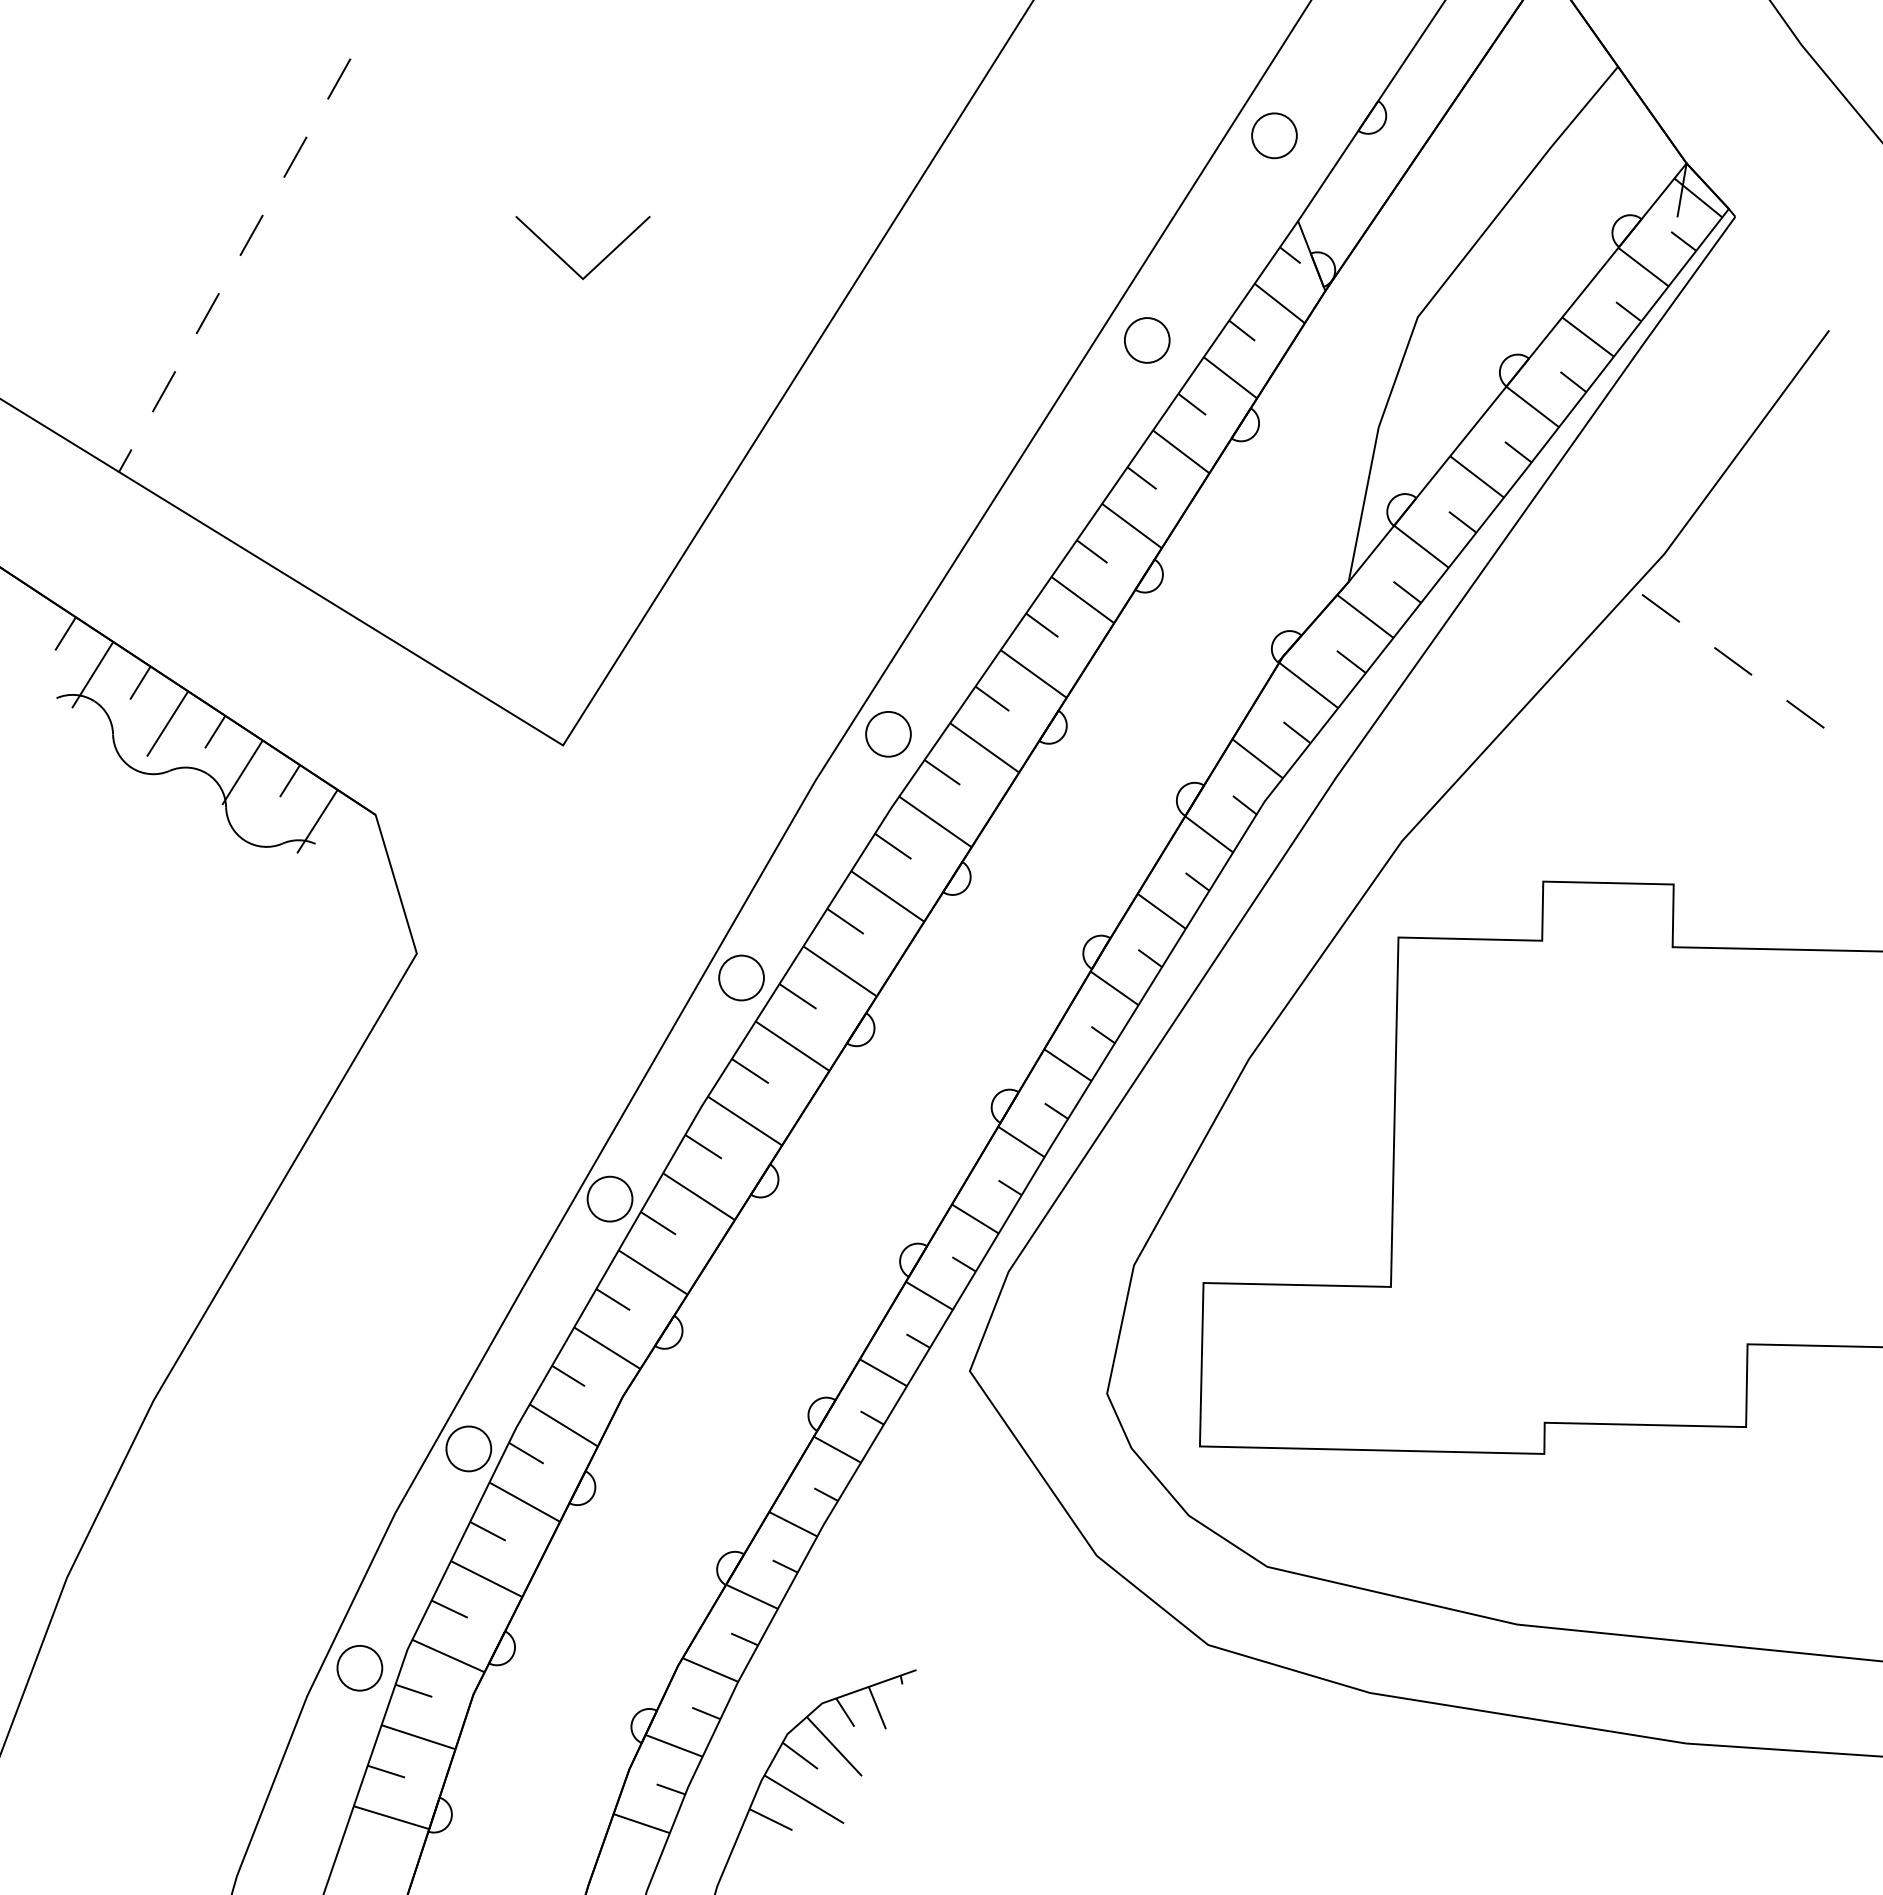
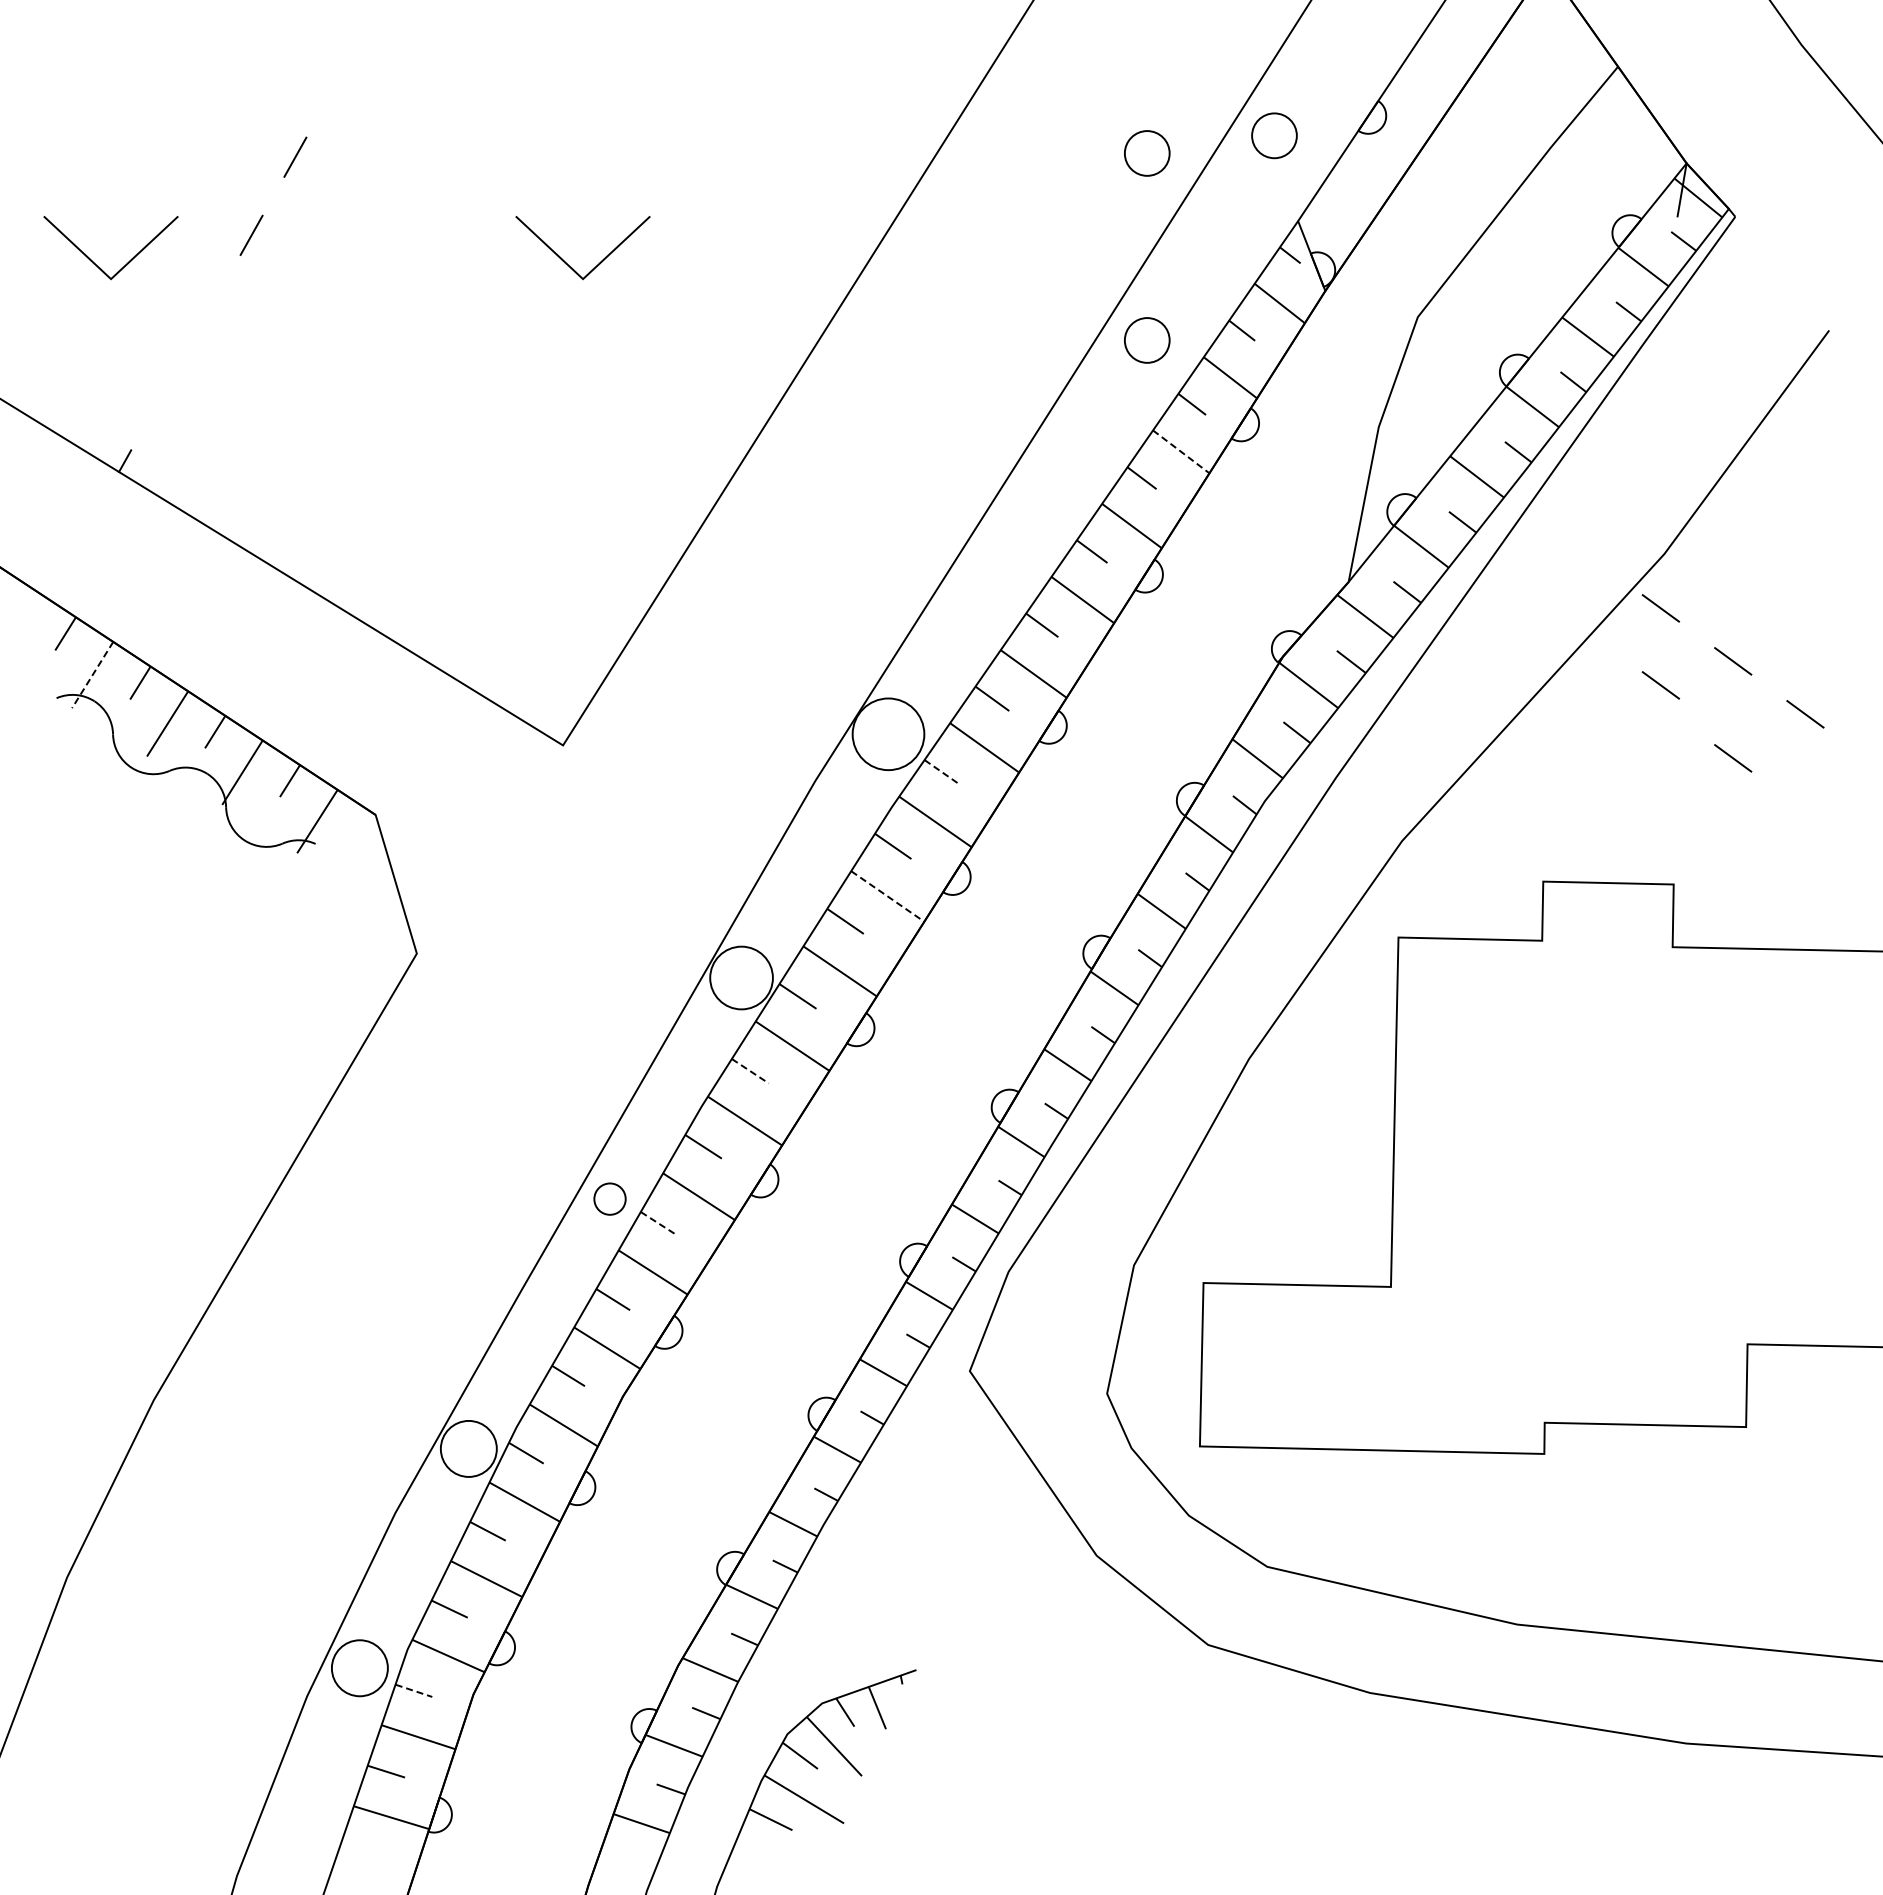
line: present -> none (339, 78)
circle: none -> present (1147, 153)
line: none -> present (95, 263)
line: present -> none (207, 313)
line: present -> none (163, 391)
line: solid -> dashed (1181, 451)
line: solid -> dashed (92, 675)
line: none -> present (1660, 685)
circle diameter: 45 px -> 72 px (888, 734)
line: none -> present (1733, 758)
line: solid -> dashed (942, 772)
line: solid -> dashed (888, 896)
circle diameter: 45 px -> 63 px (741, 977)
line: solid -> dashed (750, 1071)
circle diameter: 45 px -> 31 px (609, 1198)
line: solid -> dashed (658, 1223)
circle diameter: 45 px -> 56 px (468, 1448)
circle diameter: 45 px -> 56 px (359, 1668)
line: solid -> dashed (414, 1691)
